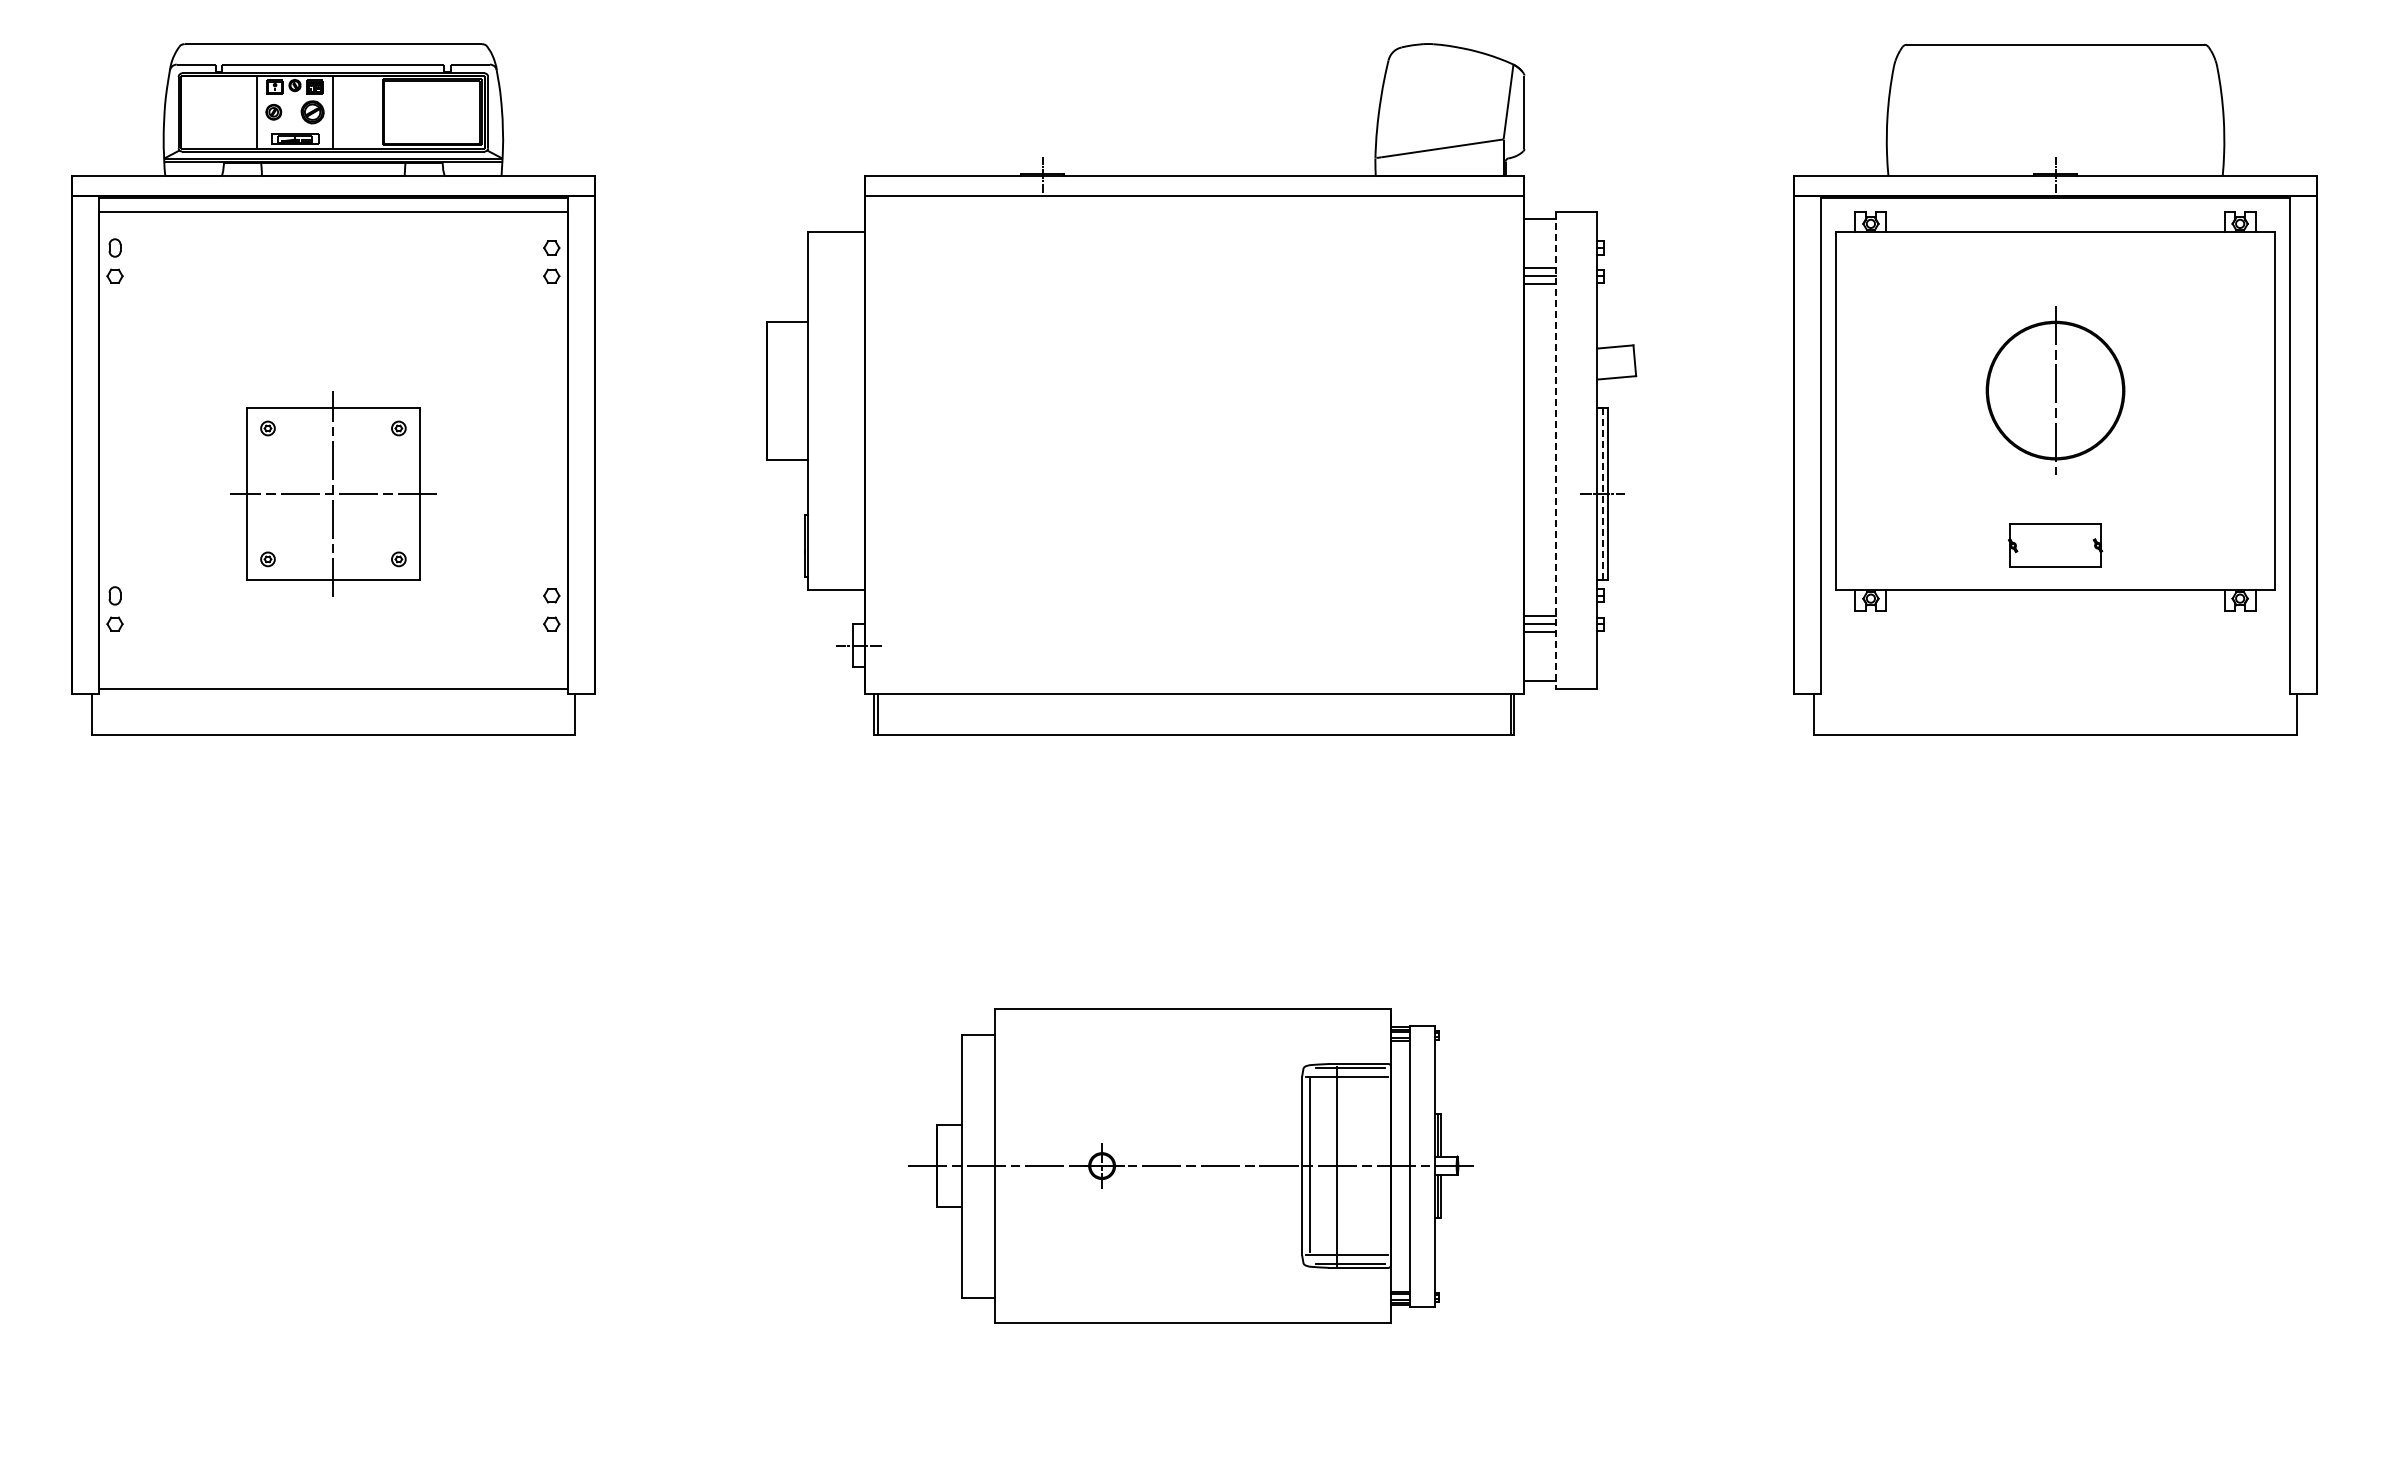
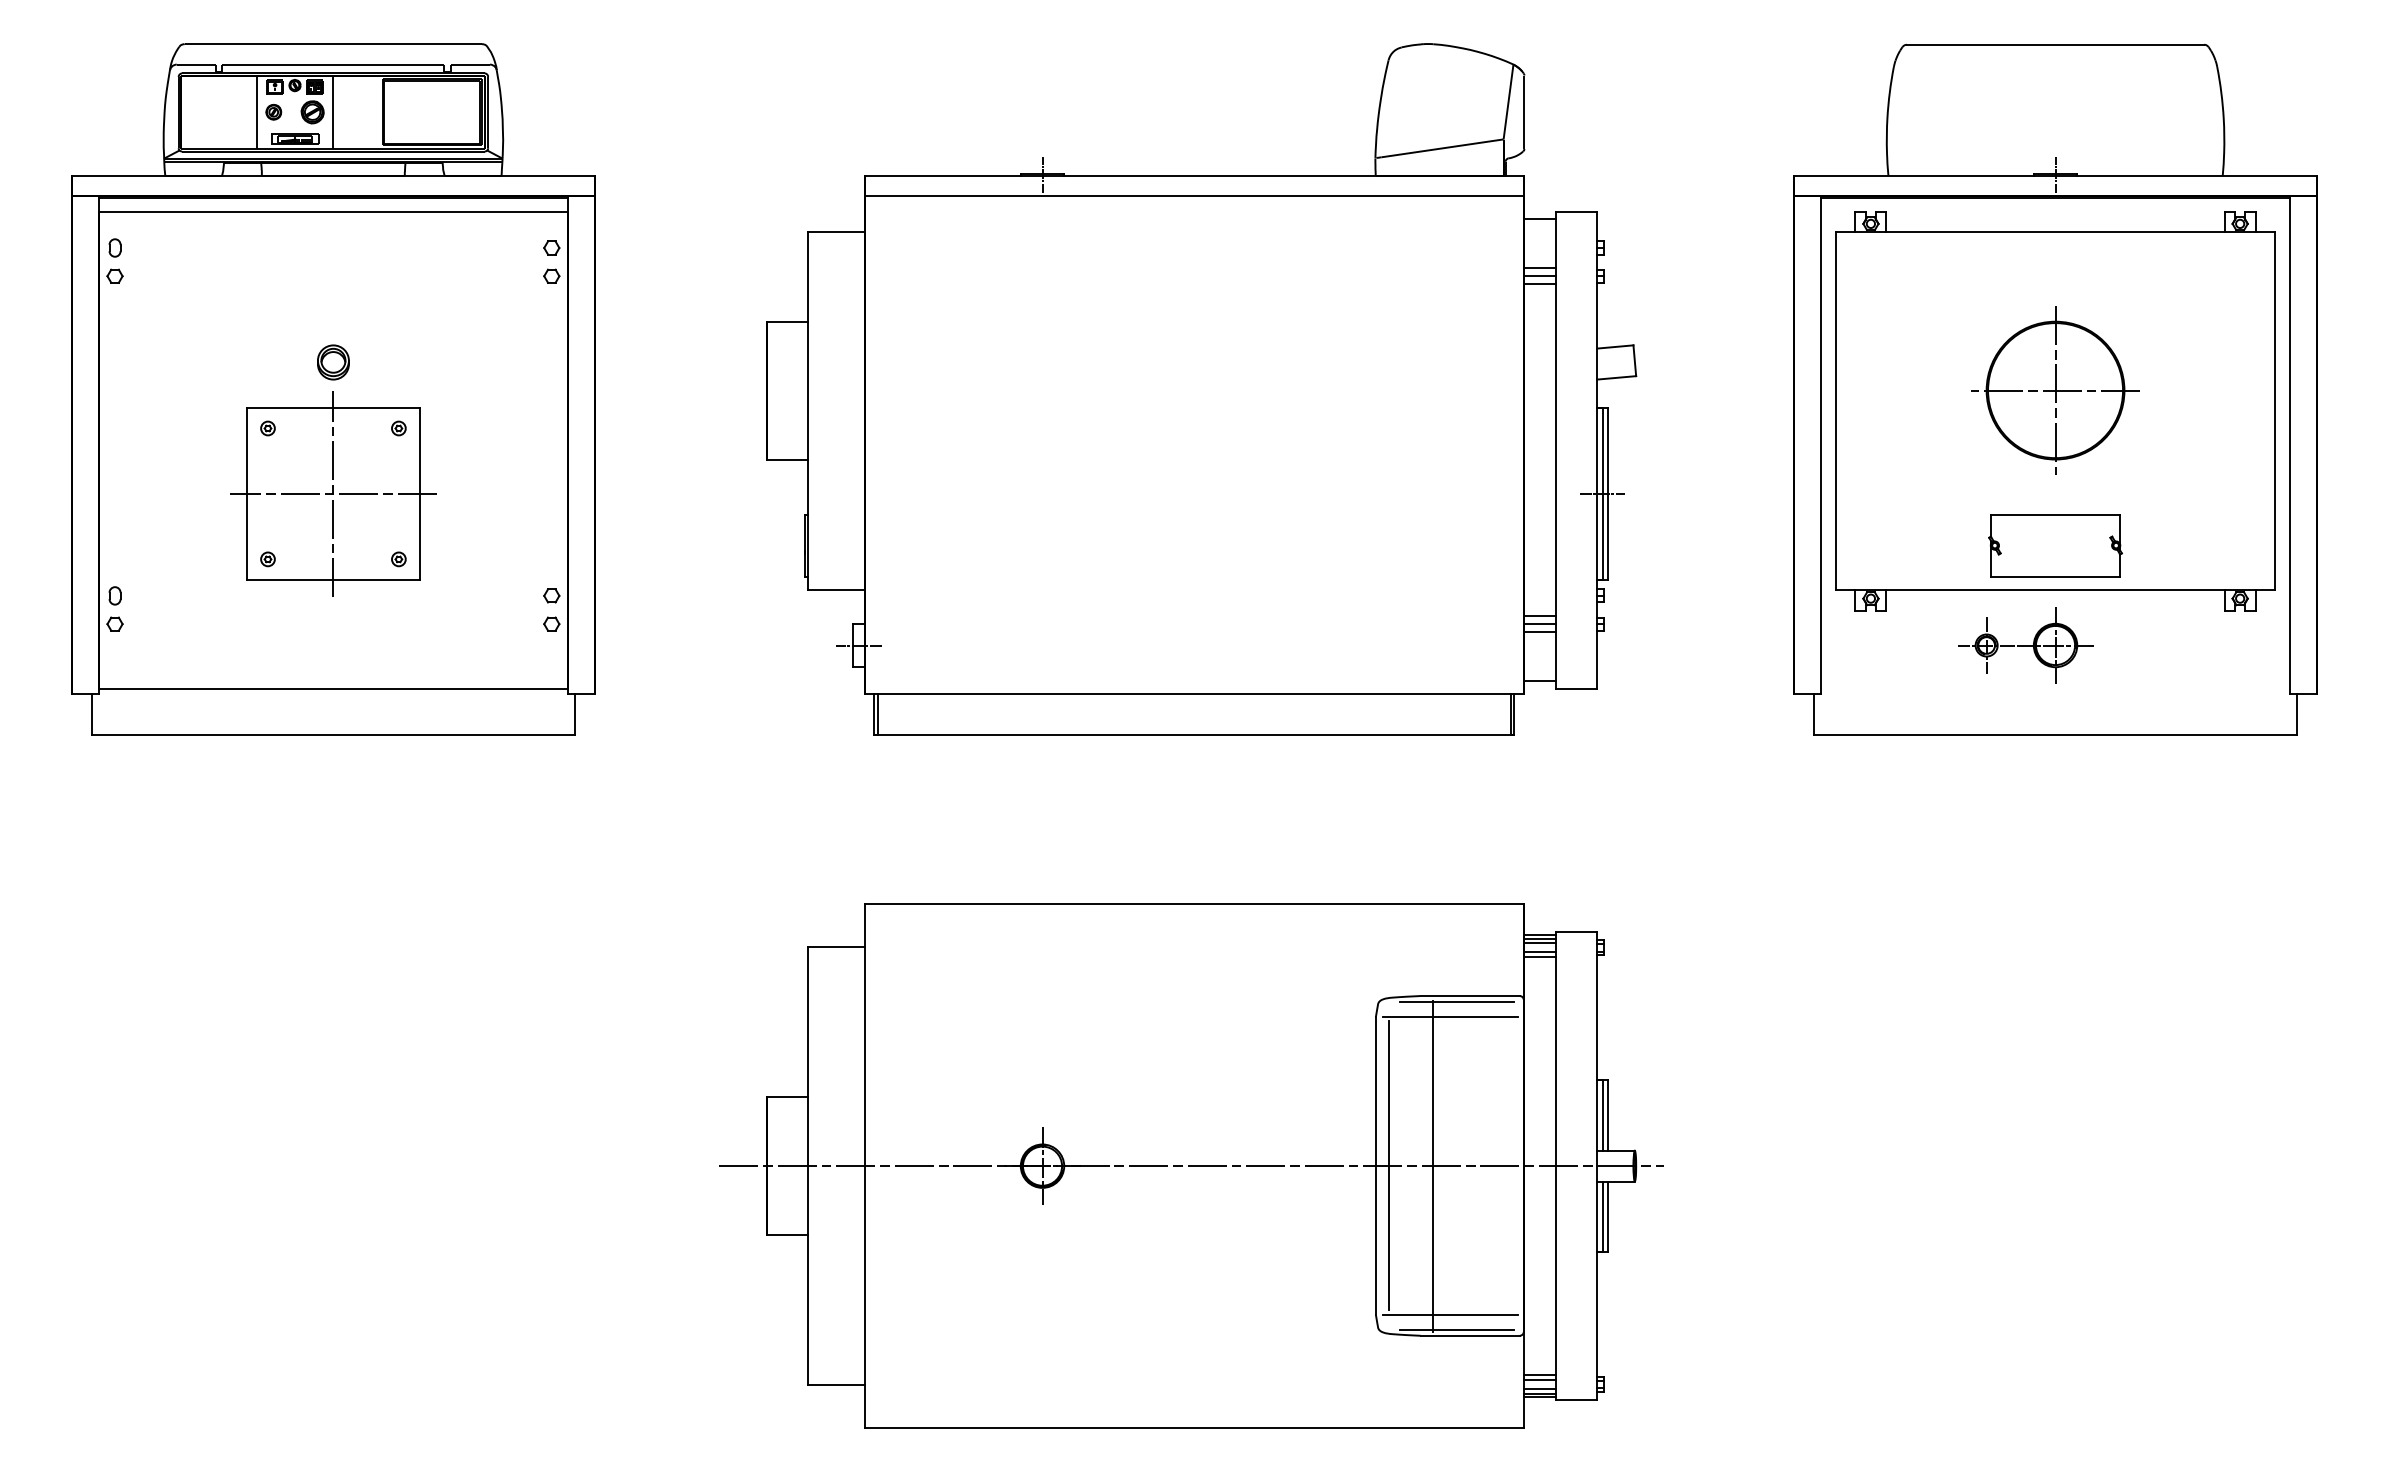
part: none -> present (333, 362)
line: none -> present (2055, 390)
line: dashed -> solid (1556, 450)
line: dashed -> solid (1602, 494)
part size: 96x45 px -> 135x64 px (2055, 545)
part: none -> present (2025, 645)
part size: 566x316 px -> 945x526 px (1191, 1165)
